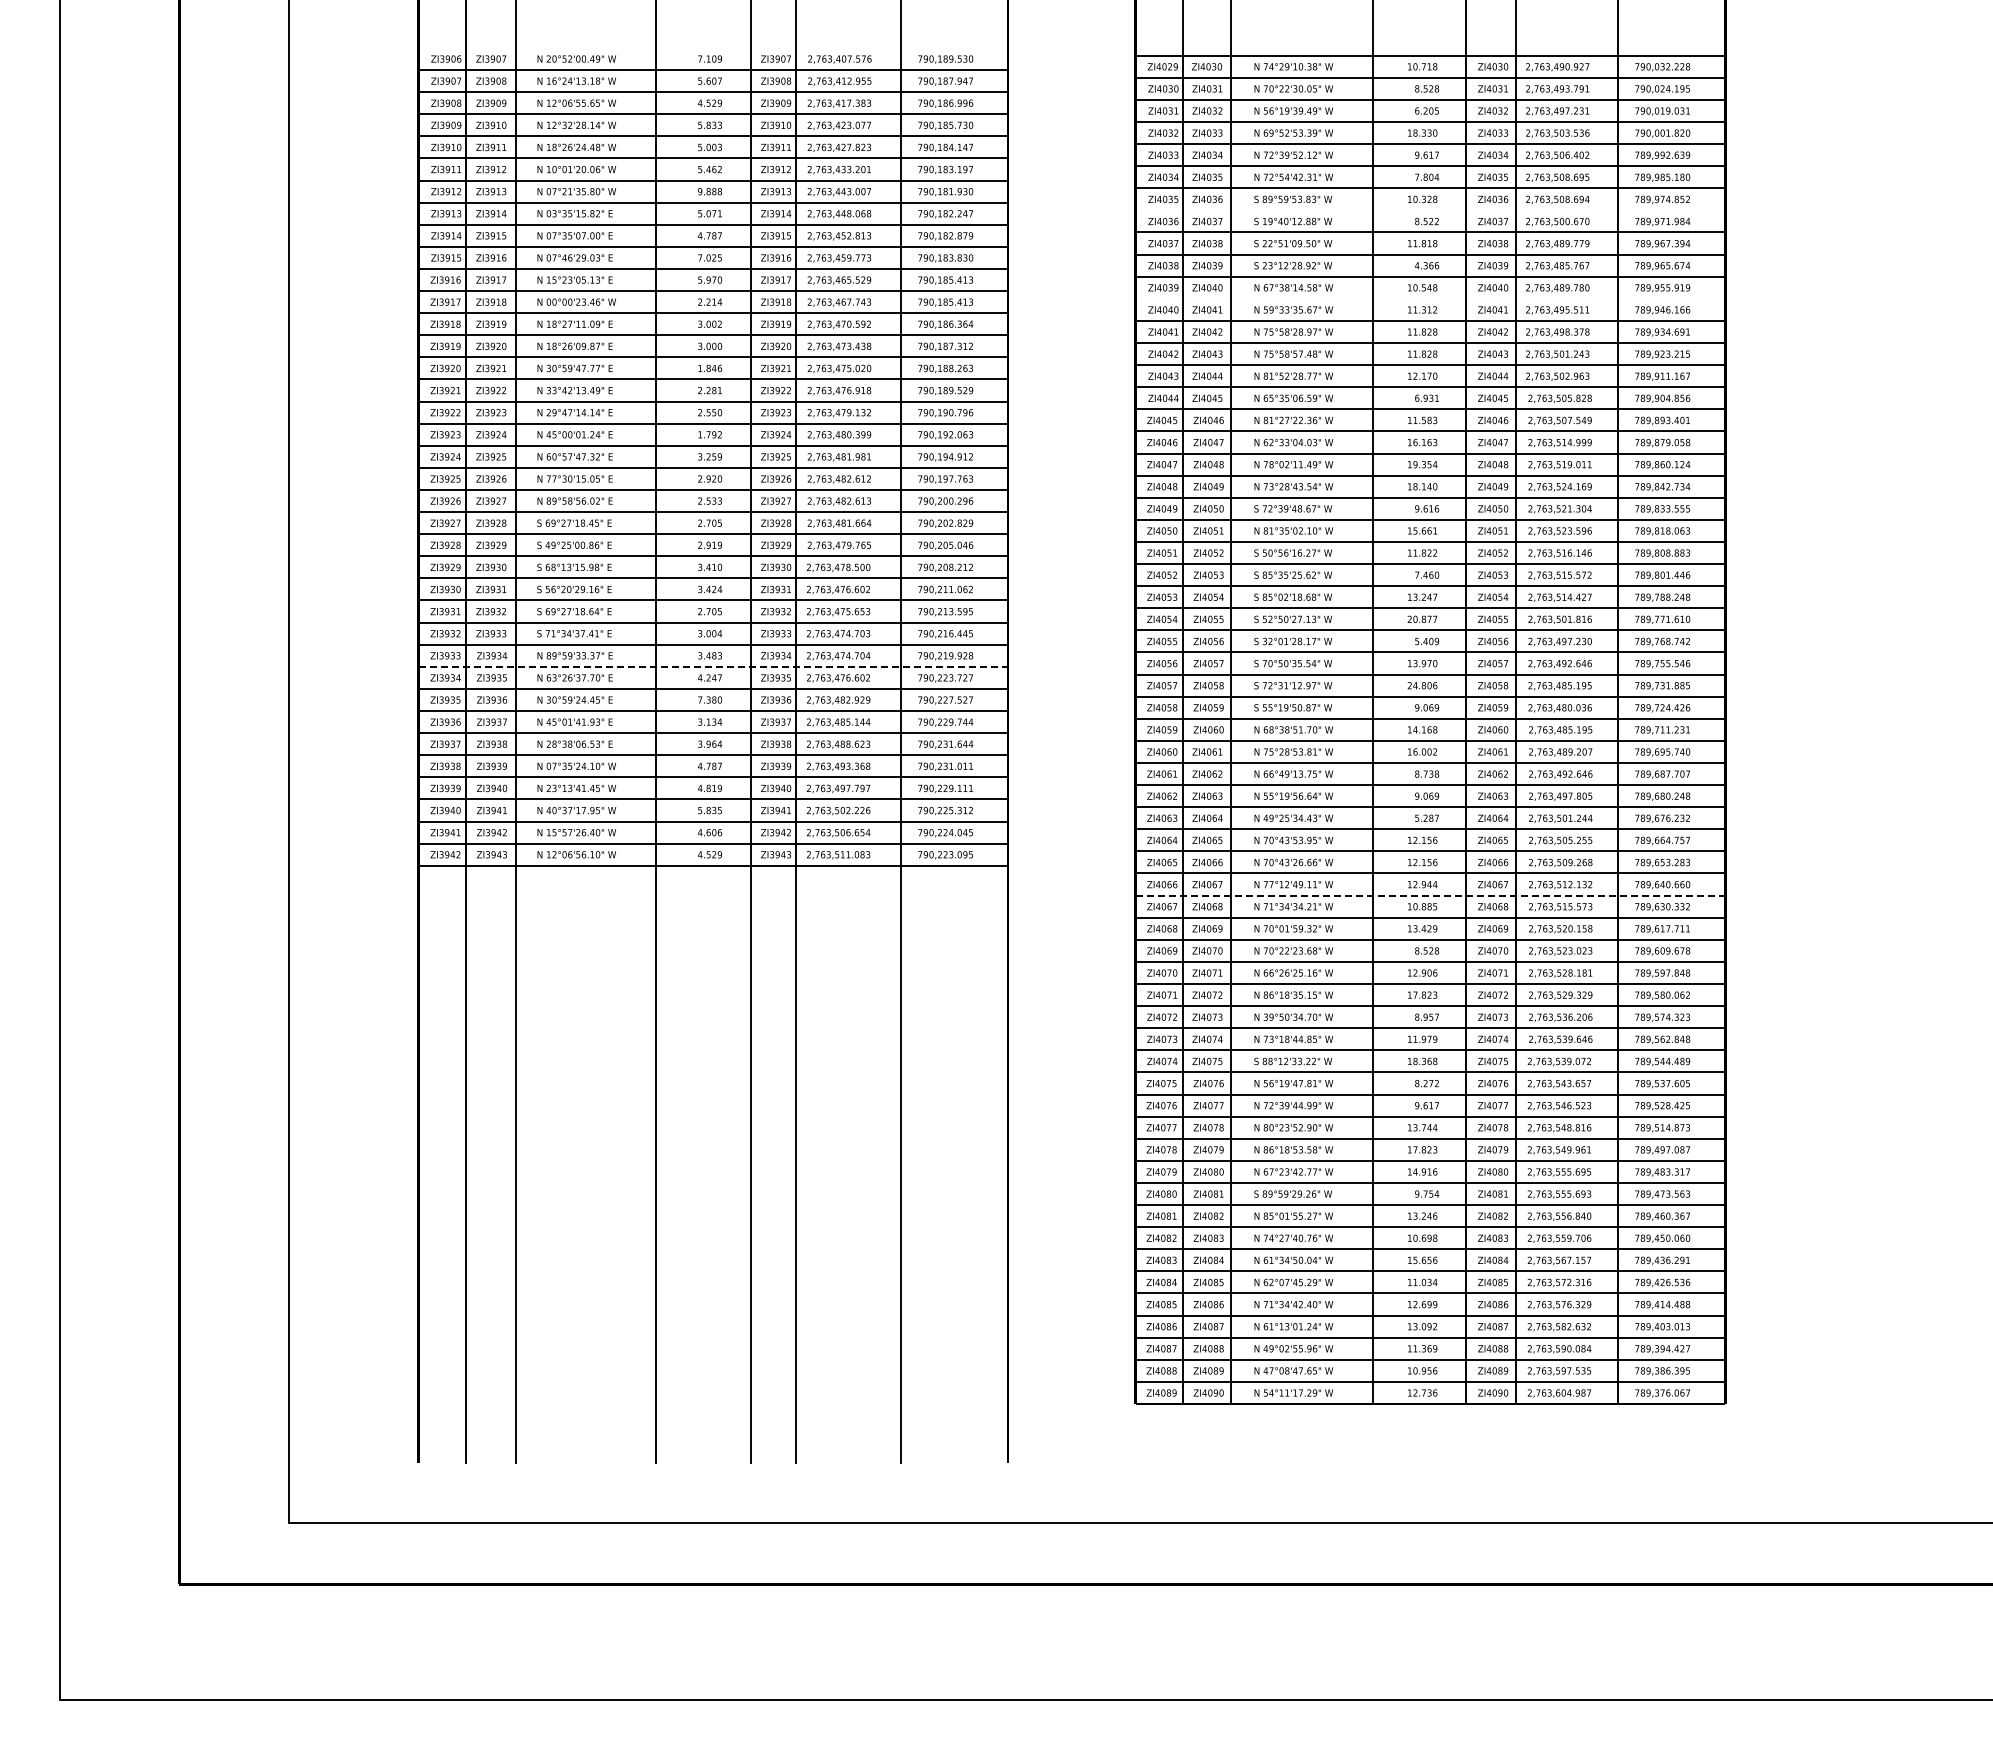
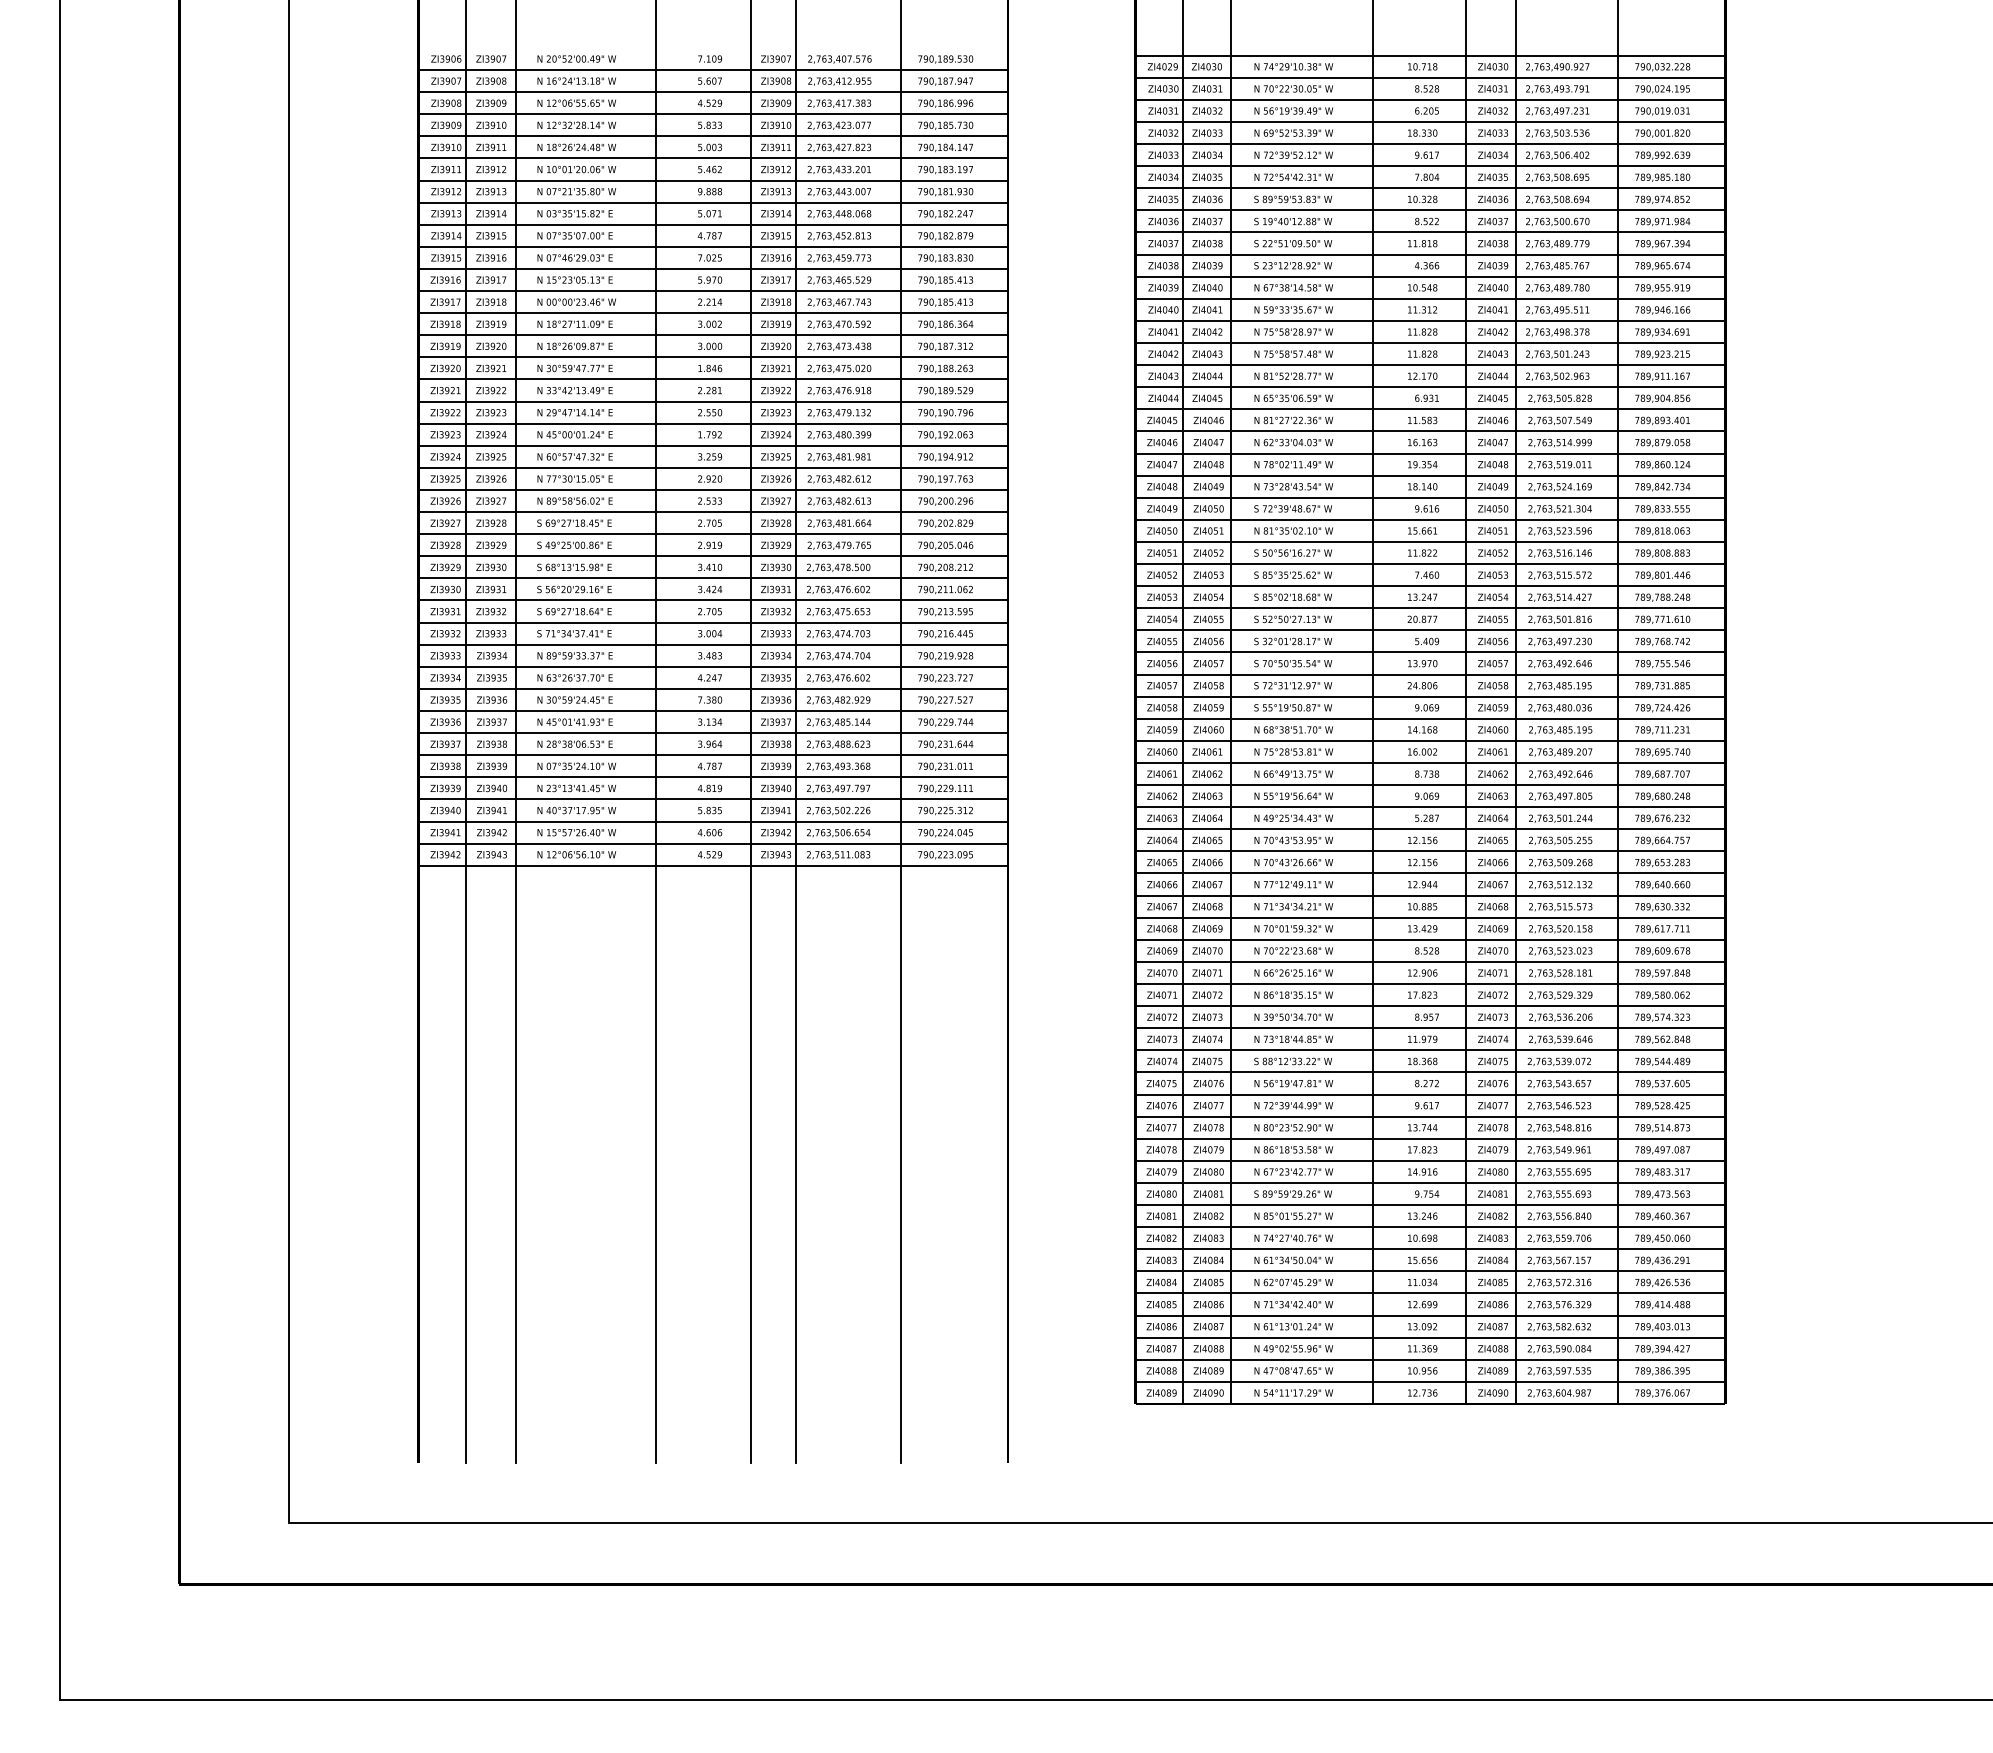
line: none -> present (1430, 210)
line: none -> present (1430, 298)
line: dashed -> solid (713, 666)
line: dashed -> solid (1430, 895)
